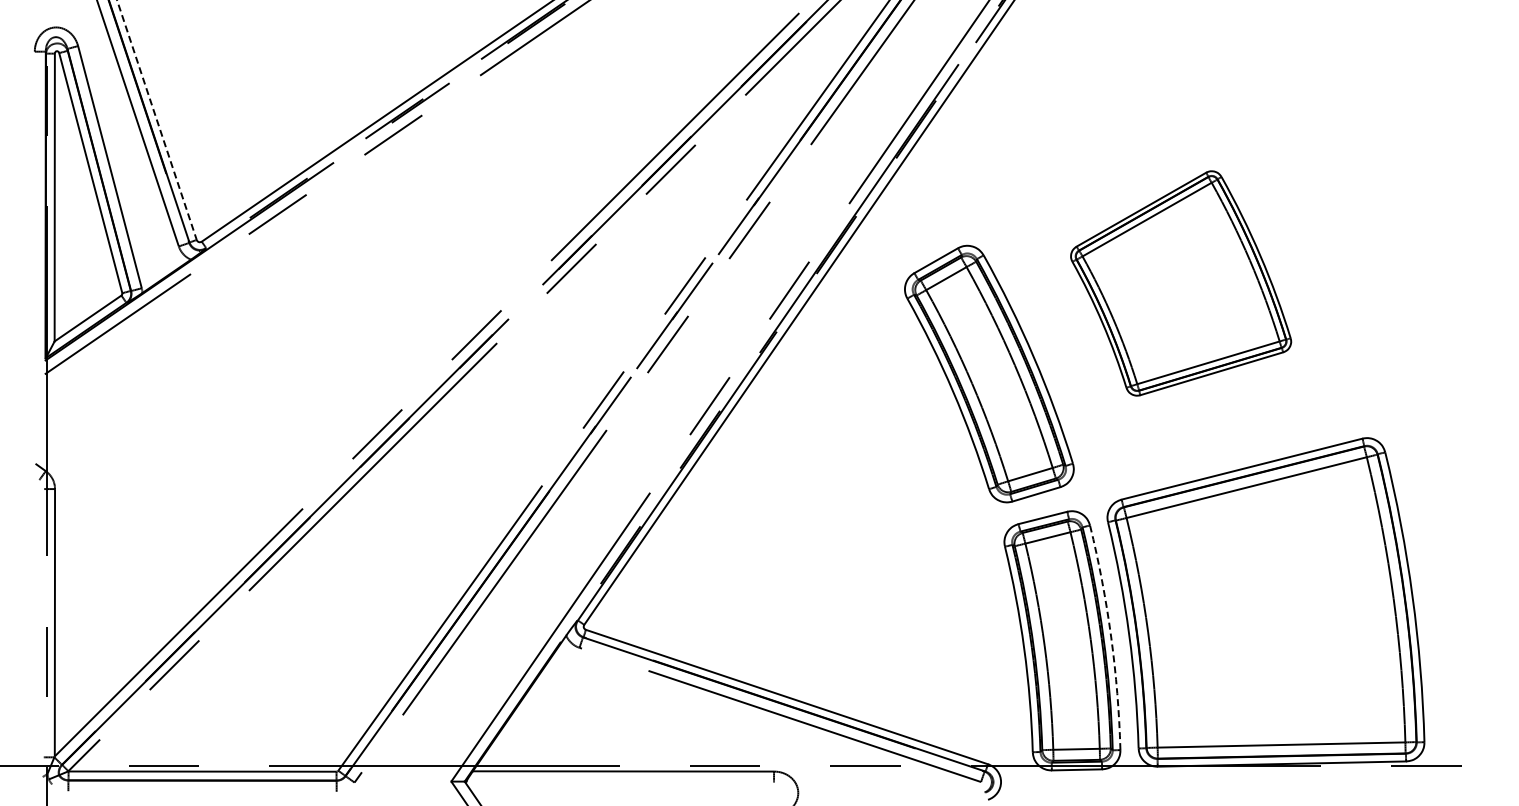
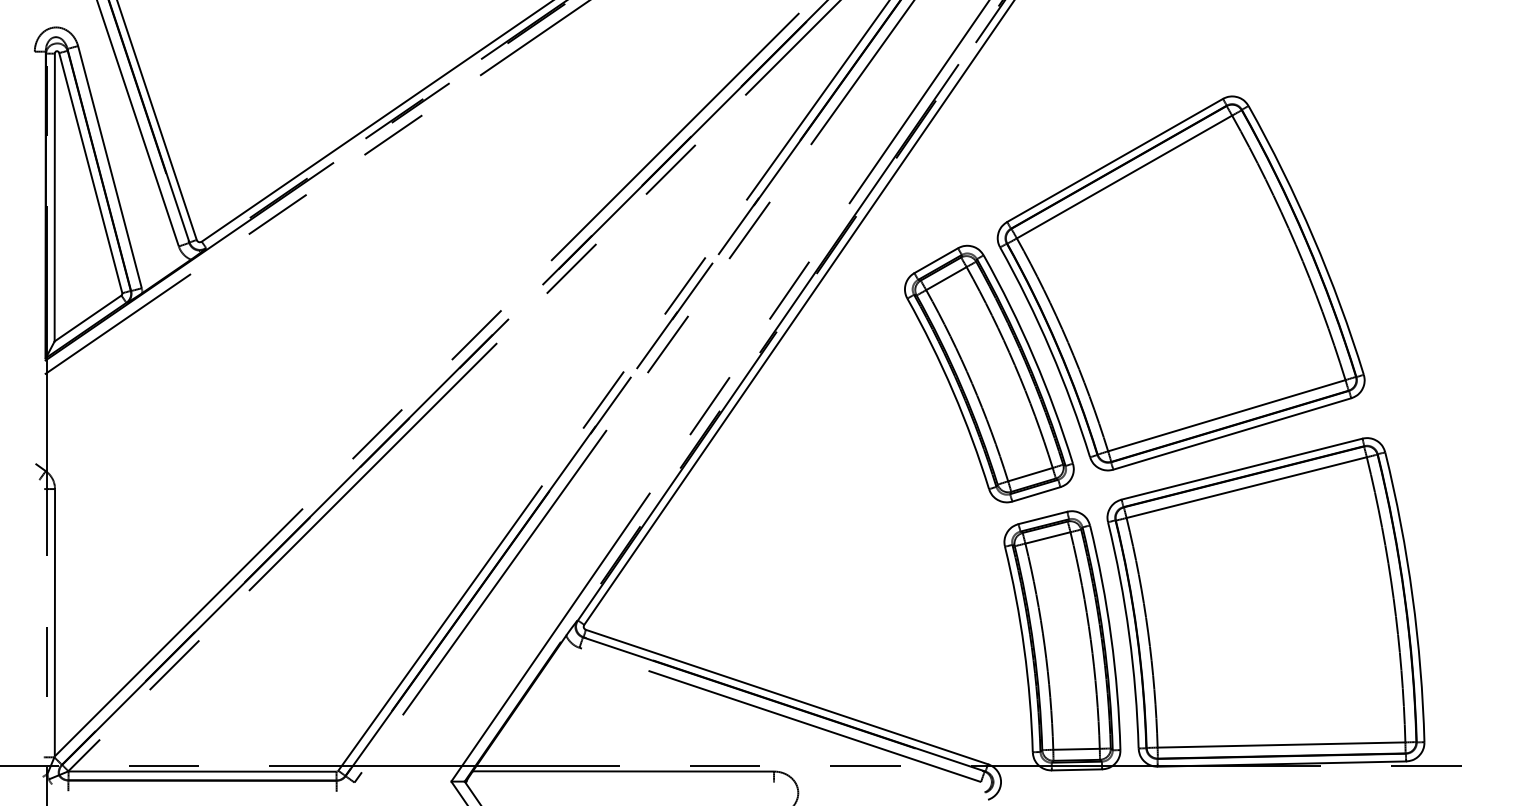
line: dashed -> solid (157, 120)
part size: 223x227 px -> 370x377 px (1180, 283)
arc: dashed -> solid (1111, 637)
